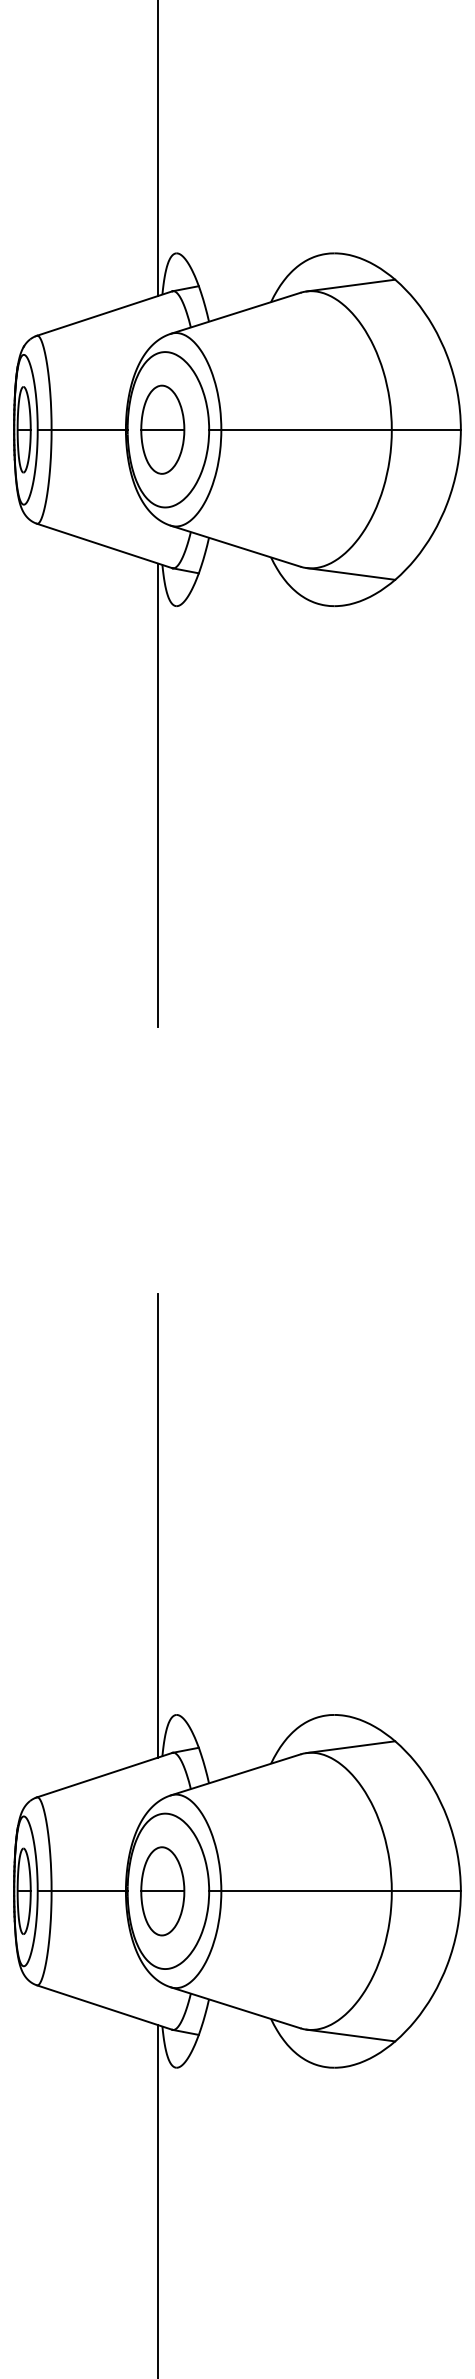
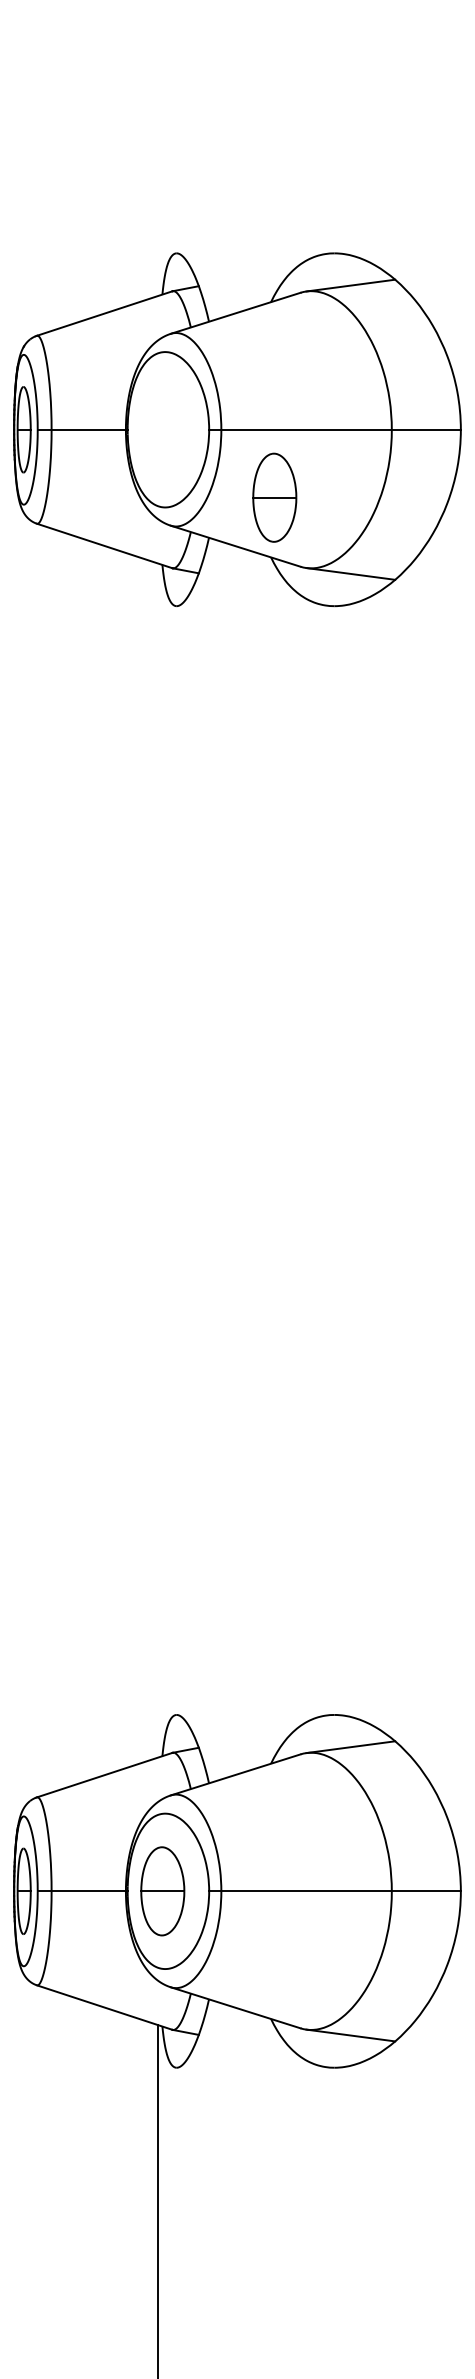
line: present -> none (158, 148)
part position: (162, 429) -> (274, 497) (274, 497)
line: present -> none (158, 794)
line: present -> none (158, 1525)
